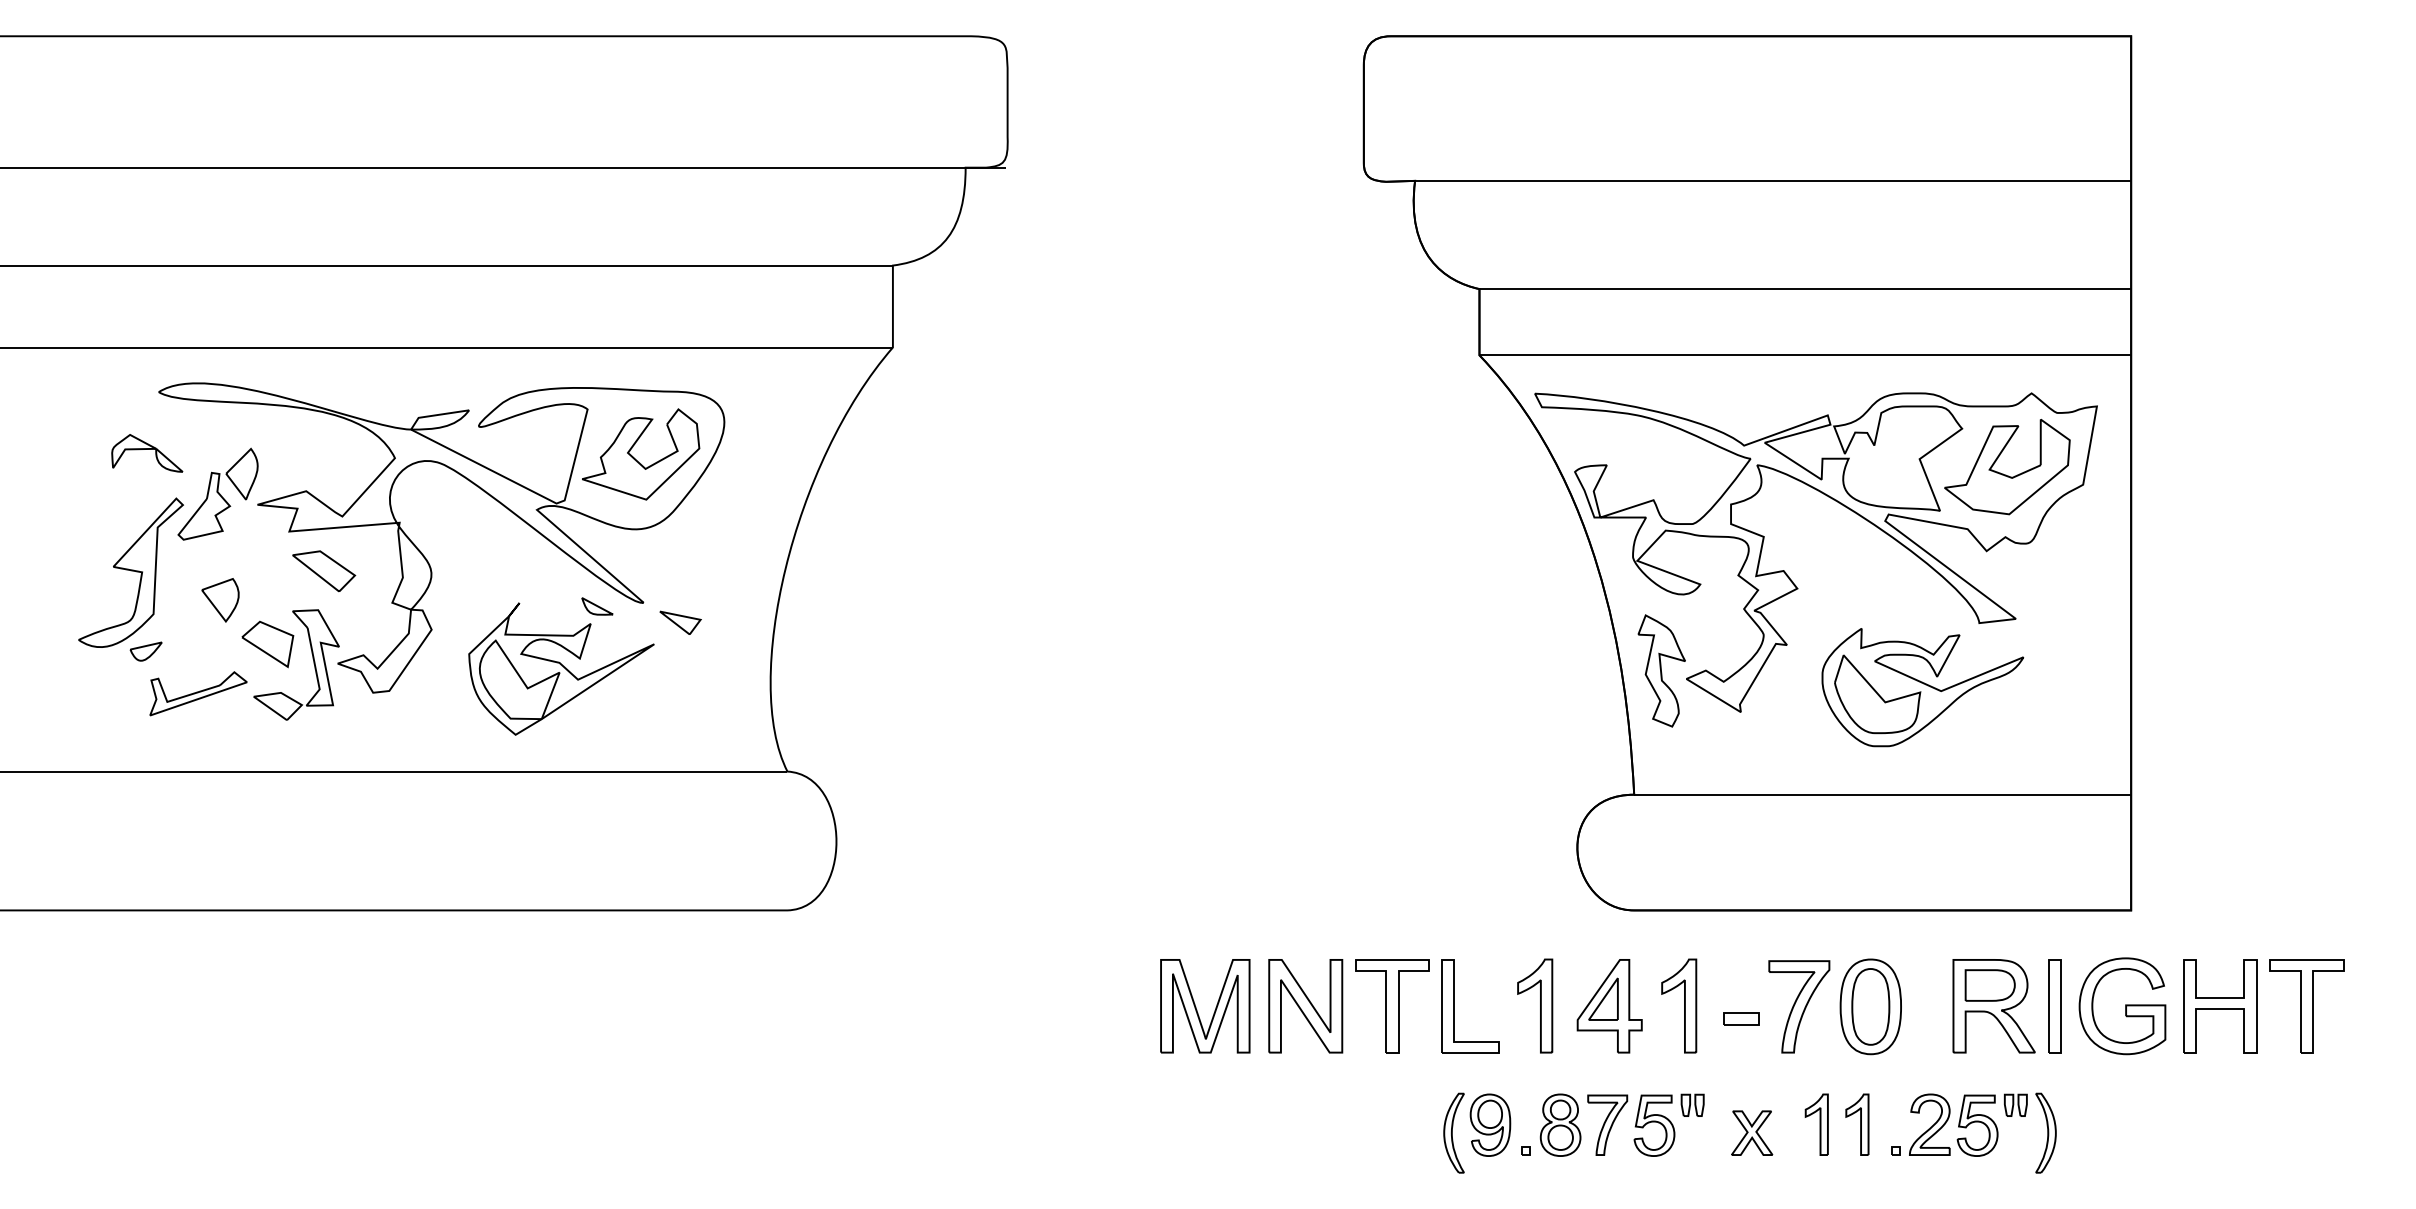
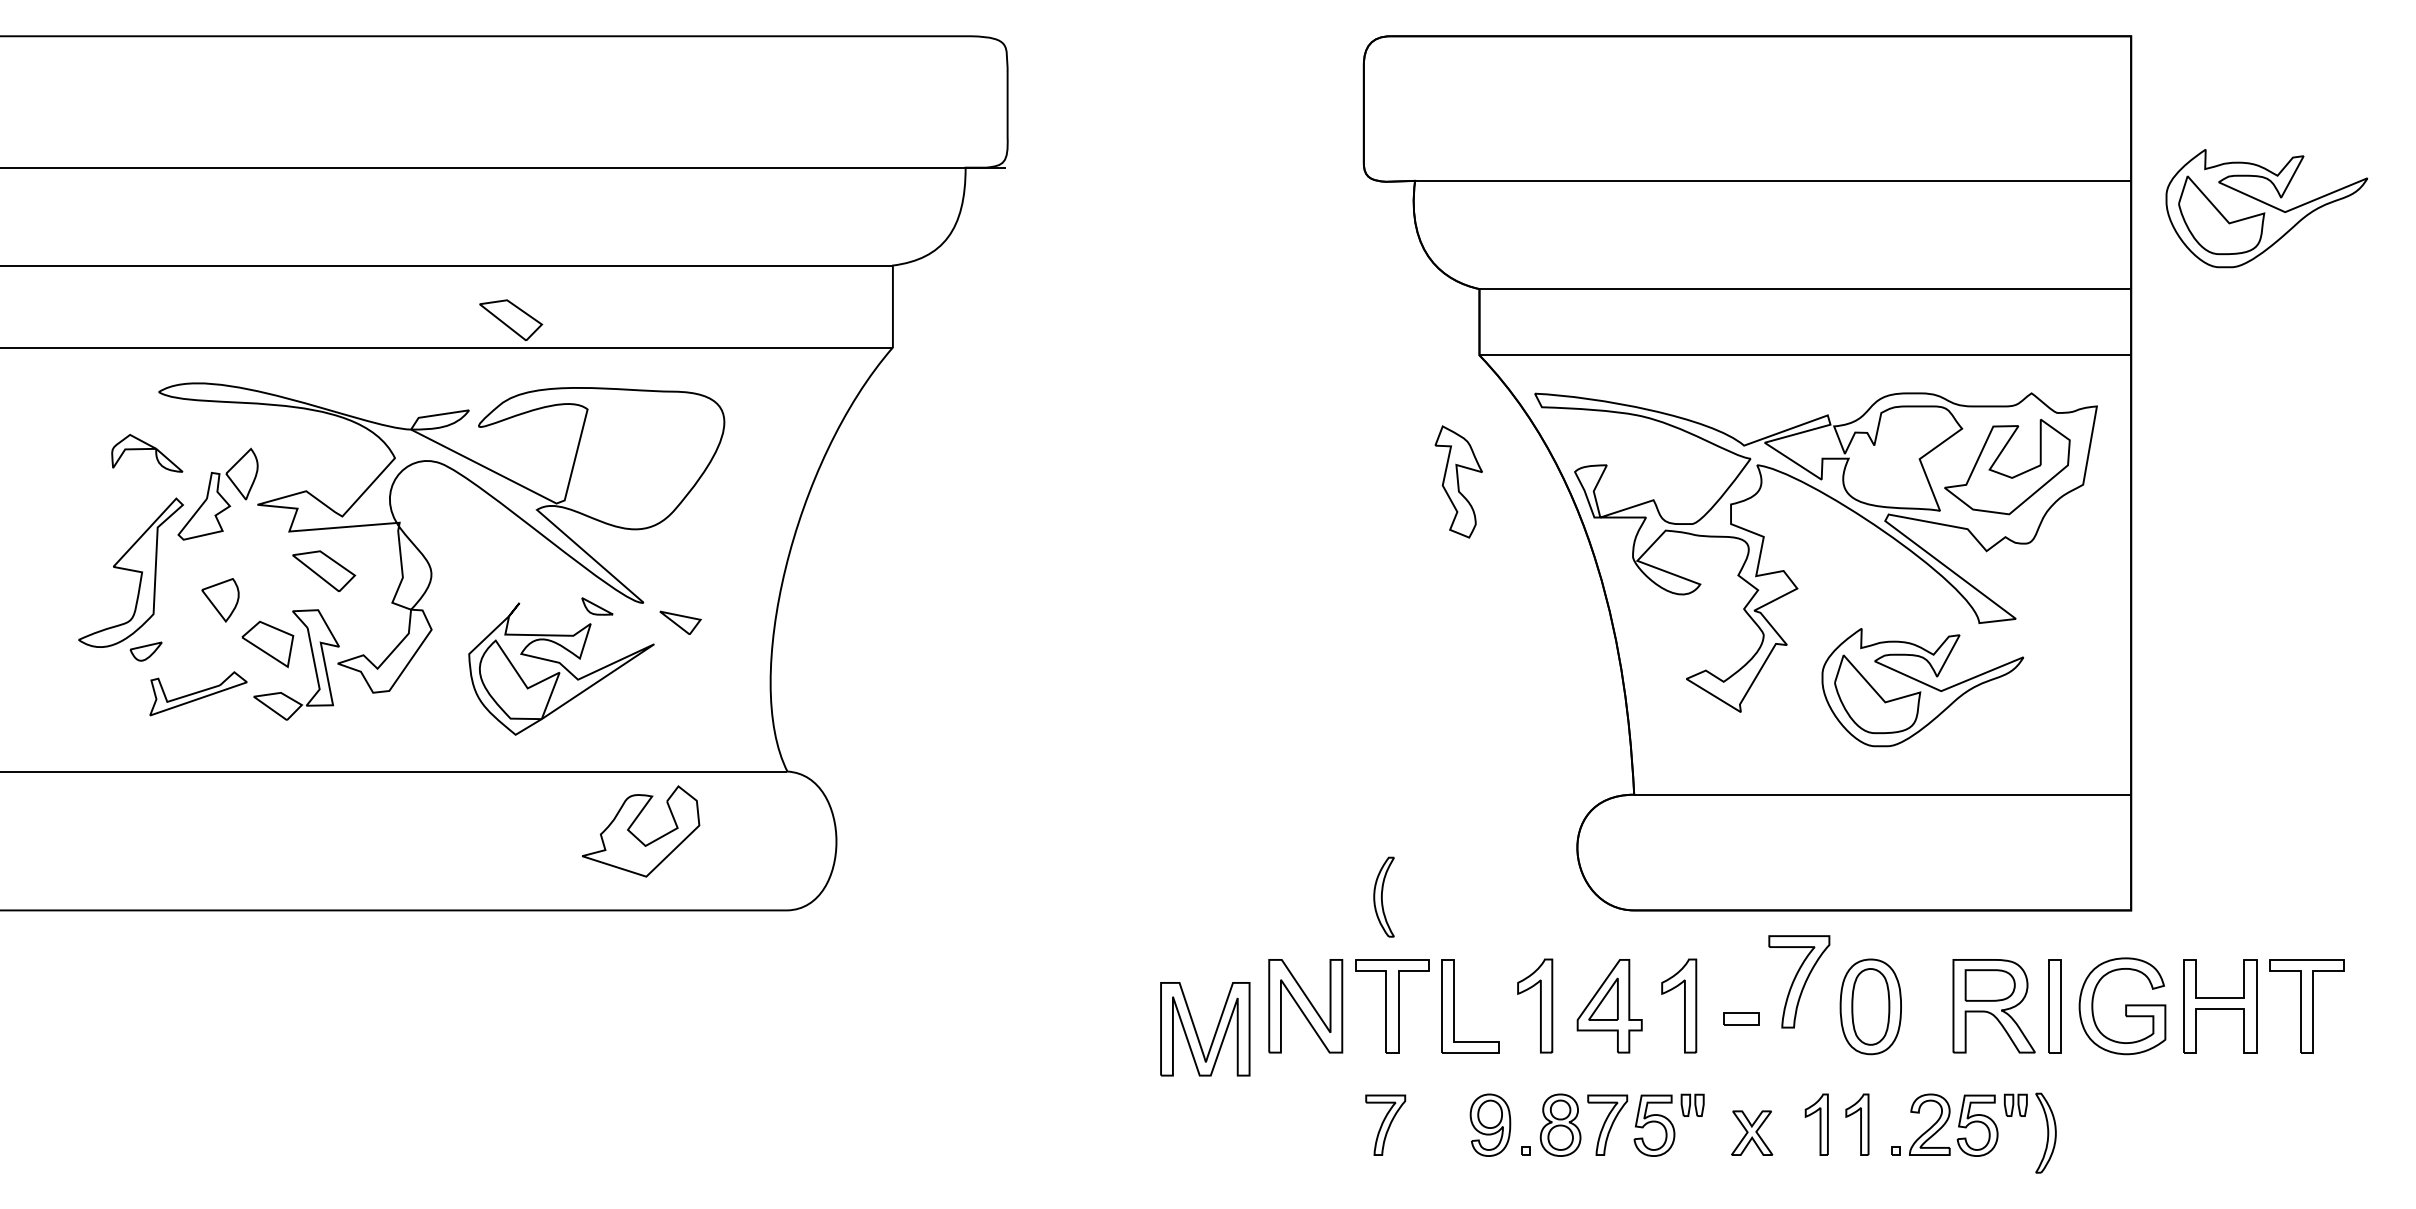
part: none -> present (2266, 208)
part: none -> present (511, 320)
part position: (636, 459) -> (636, 836) (636, 836)
part position: (1661, 670) -> (1458, 481) (1458, 481)
part position: (1799, 1006) -> (1799, 981) (1799, 981)
part position: (1197, 1009) -> (1197, 1032) (1197, 1032)
part: none -> present (1385, 1124)
part position: (1453, 1132) -> (1383, 896) (1383, 896)
